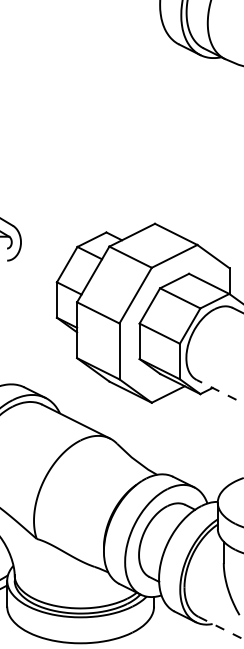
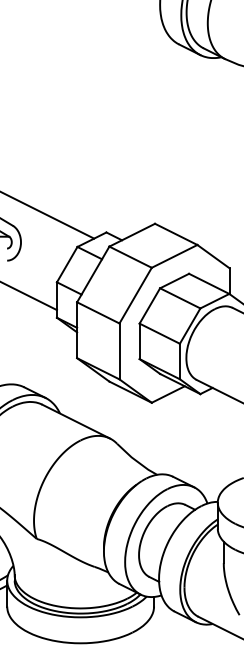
line: none -> present (48, 215)
line: none -> present (29, 296)
line: dashed -> solid (220, 391)
line: dashed -> solid (221, 628)
